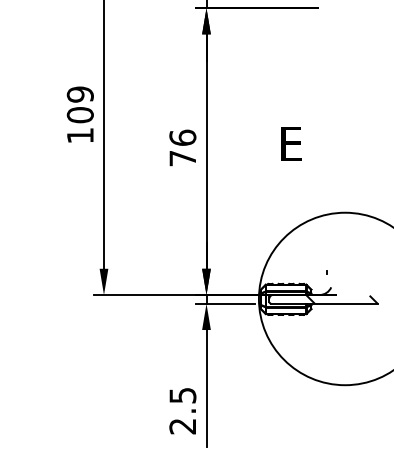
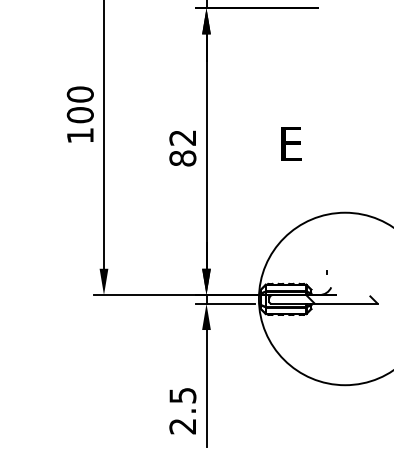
text: 109 -> 100 (80, 94)
text: 76 -> 82 (182, 147)
